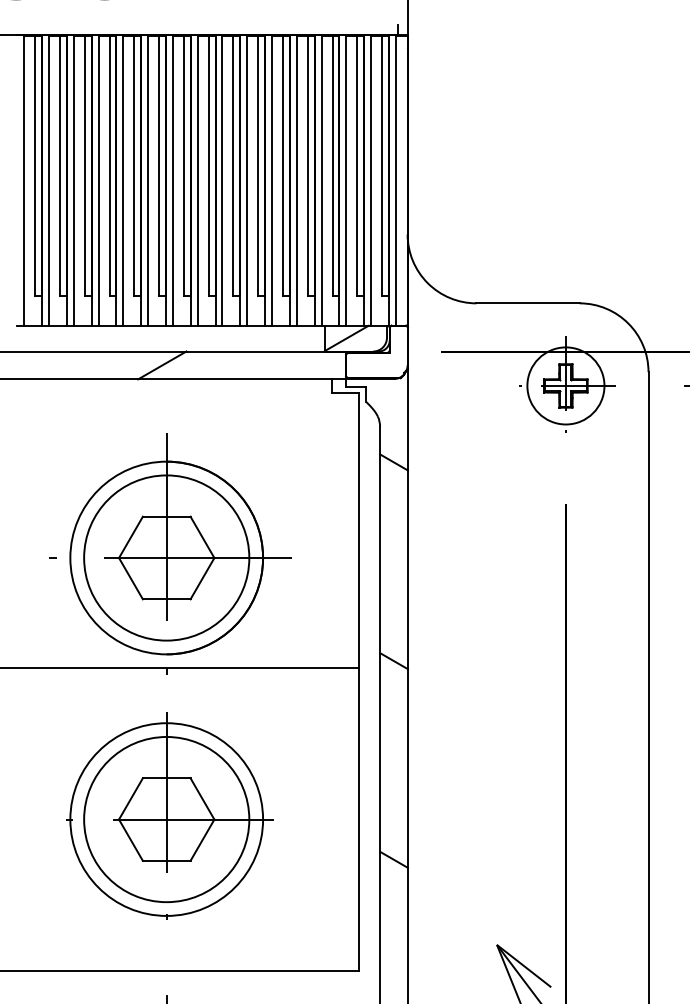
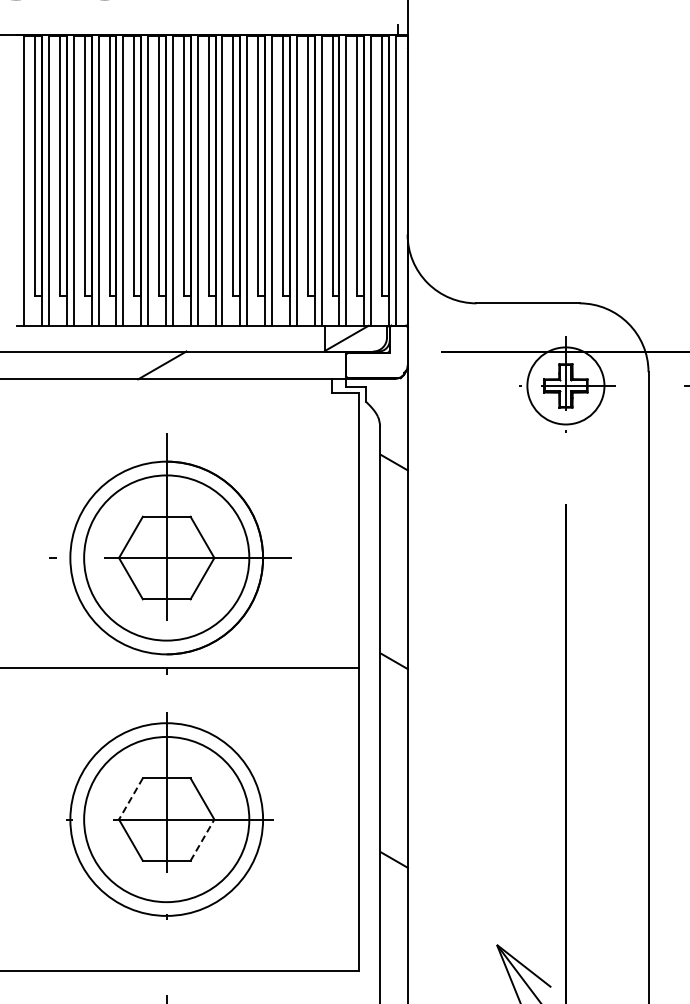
line: solid -> dashed (130, 798)
line: solid -> dashed (202, 840)
